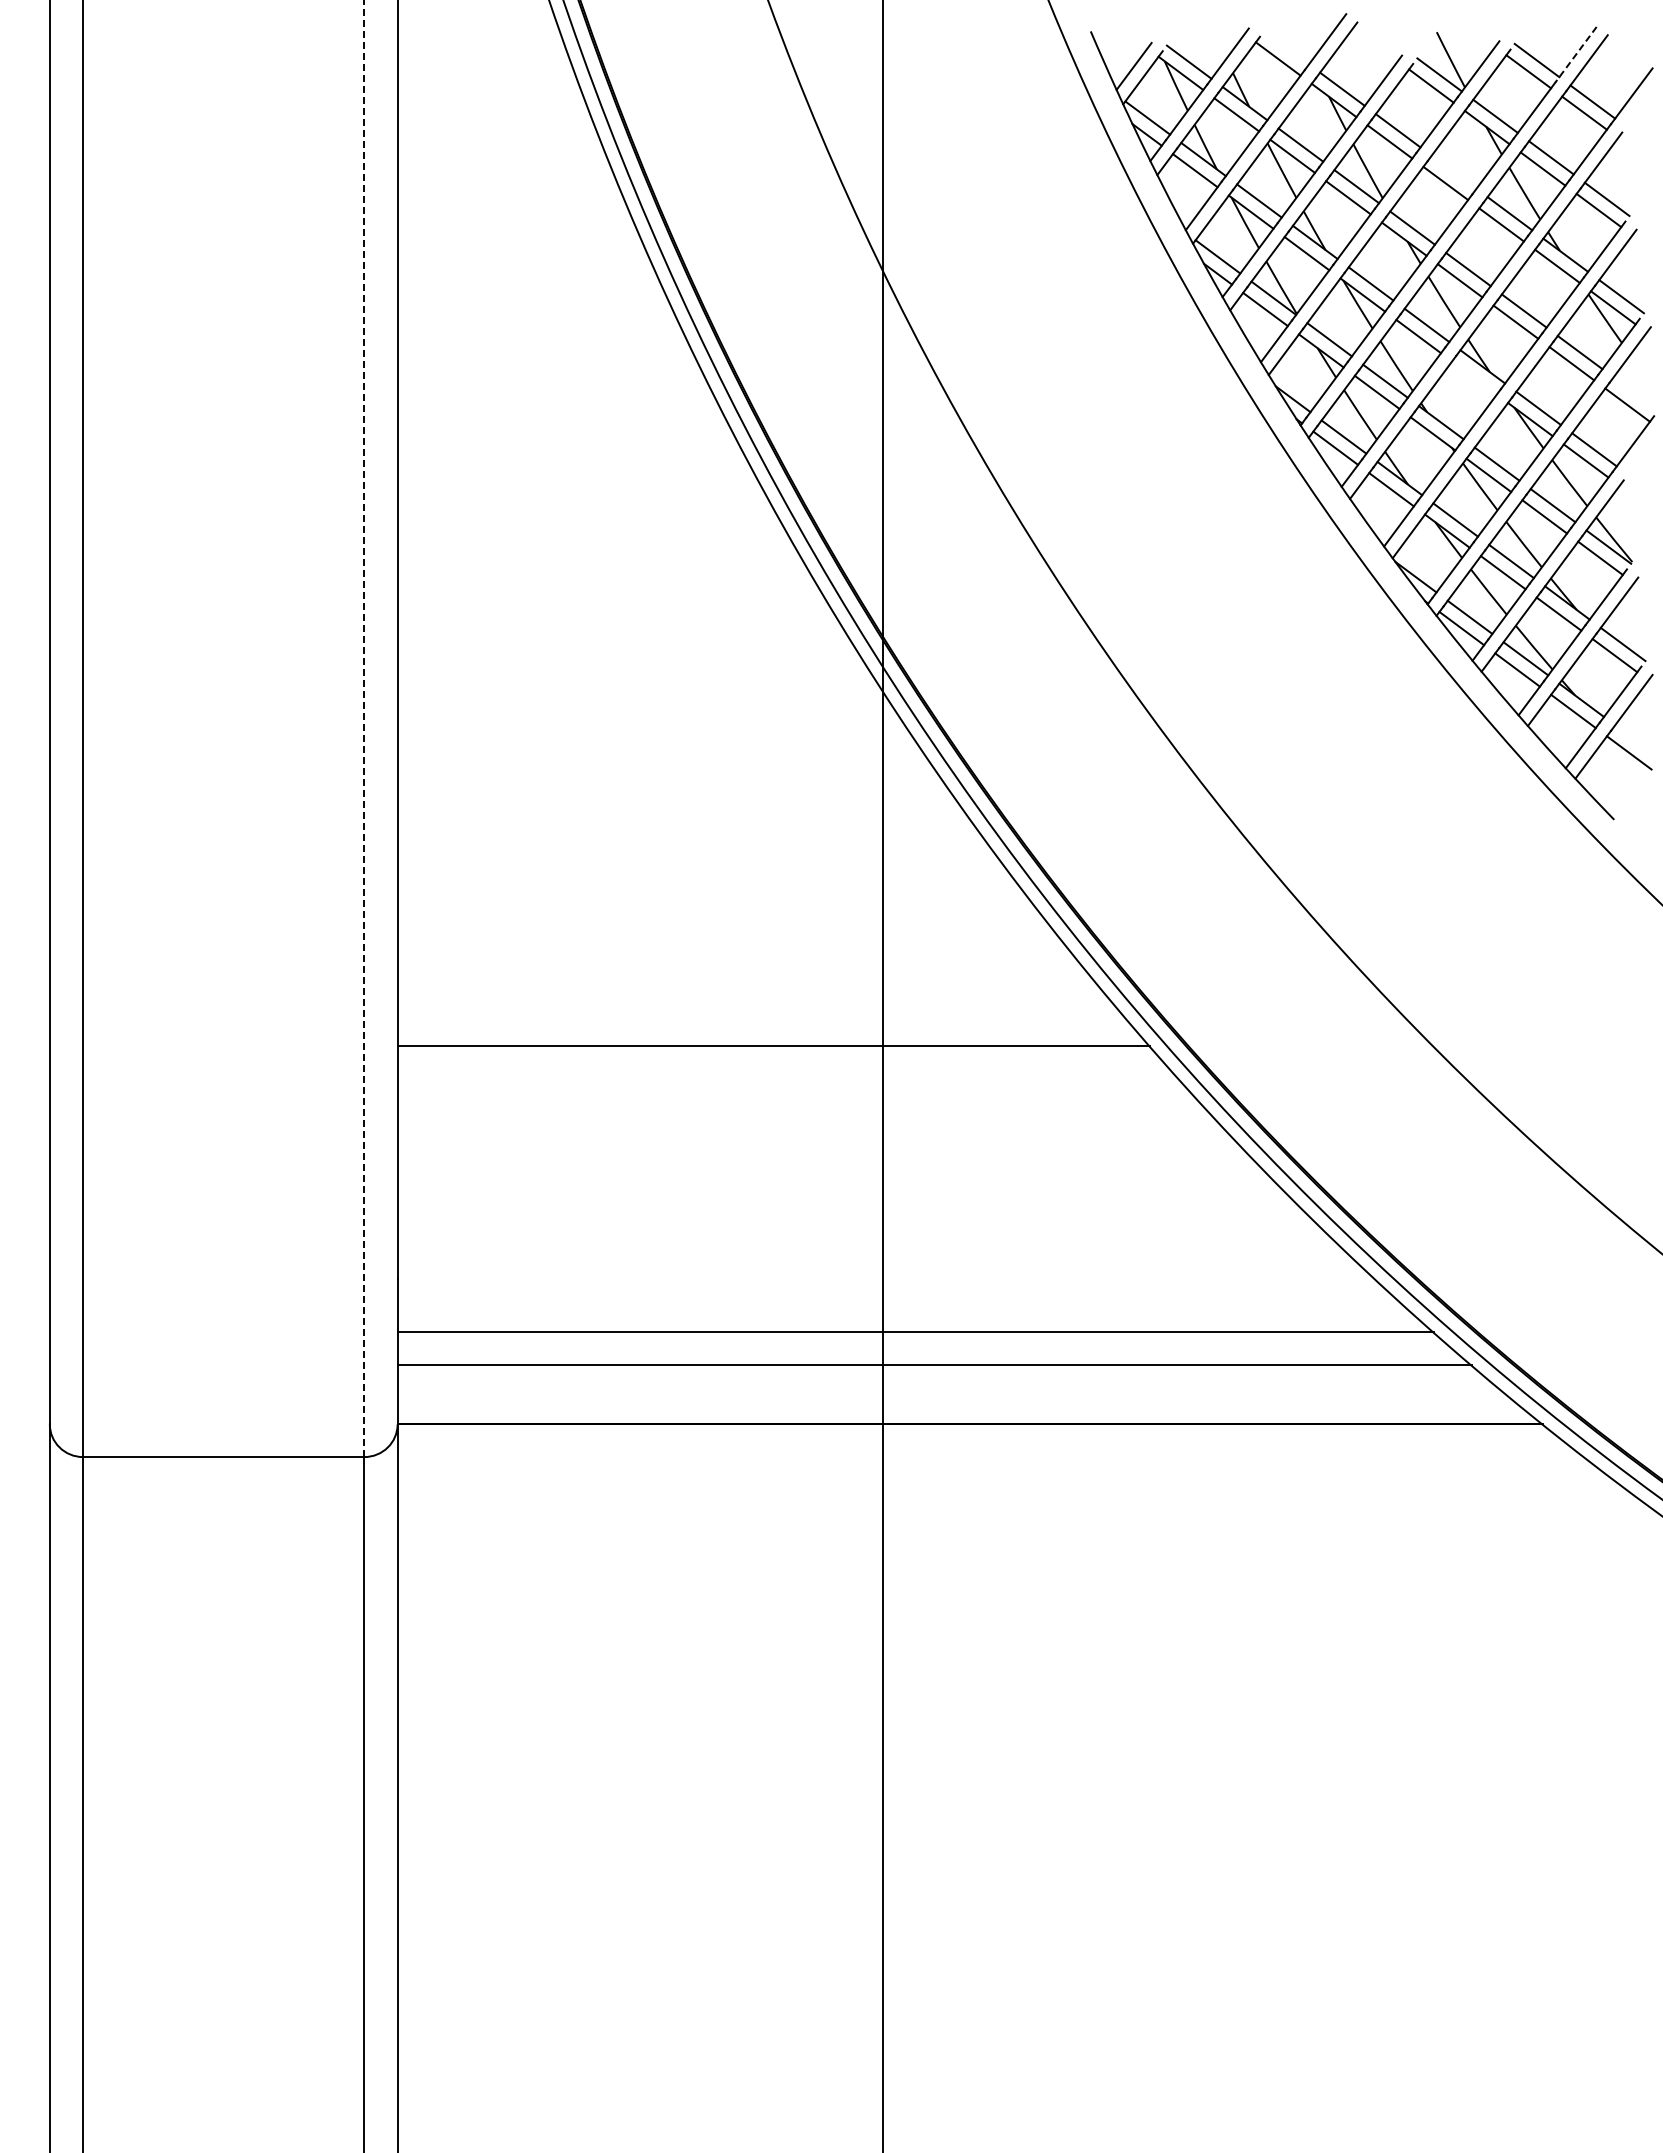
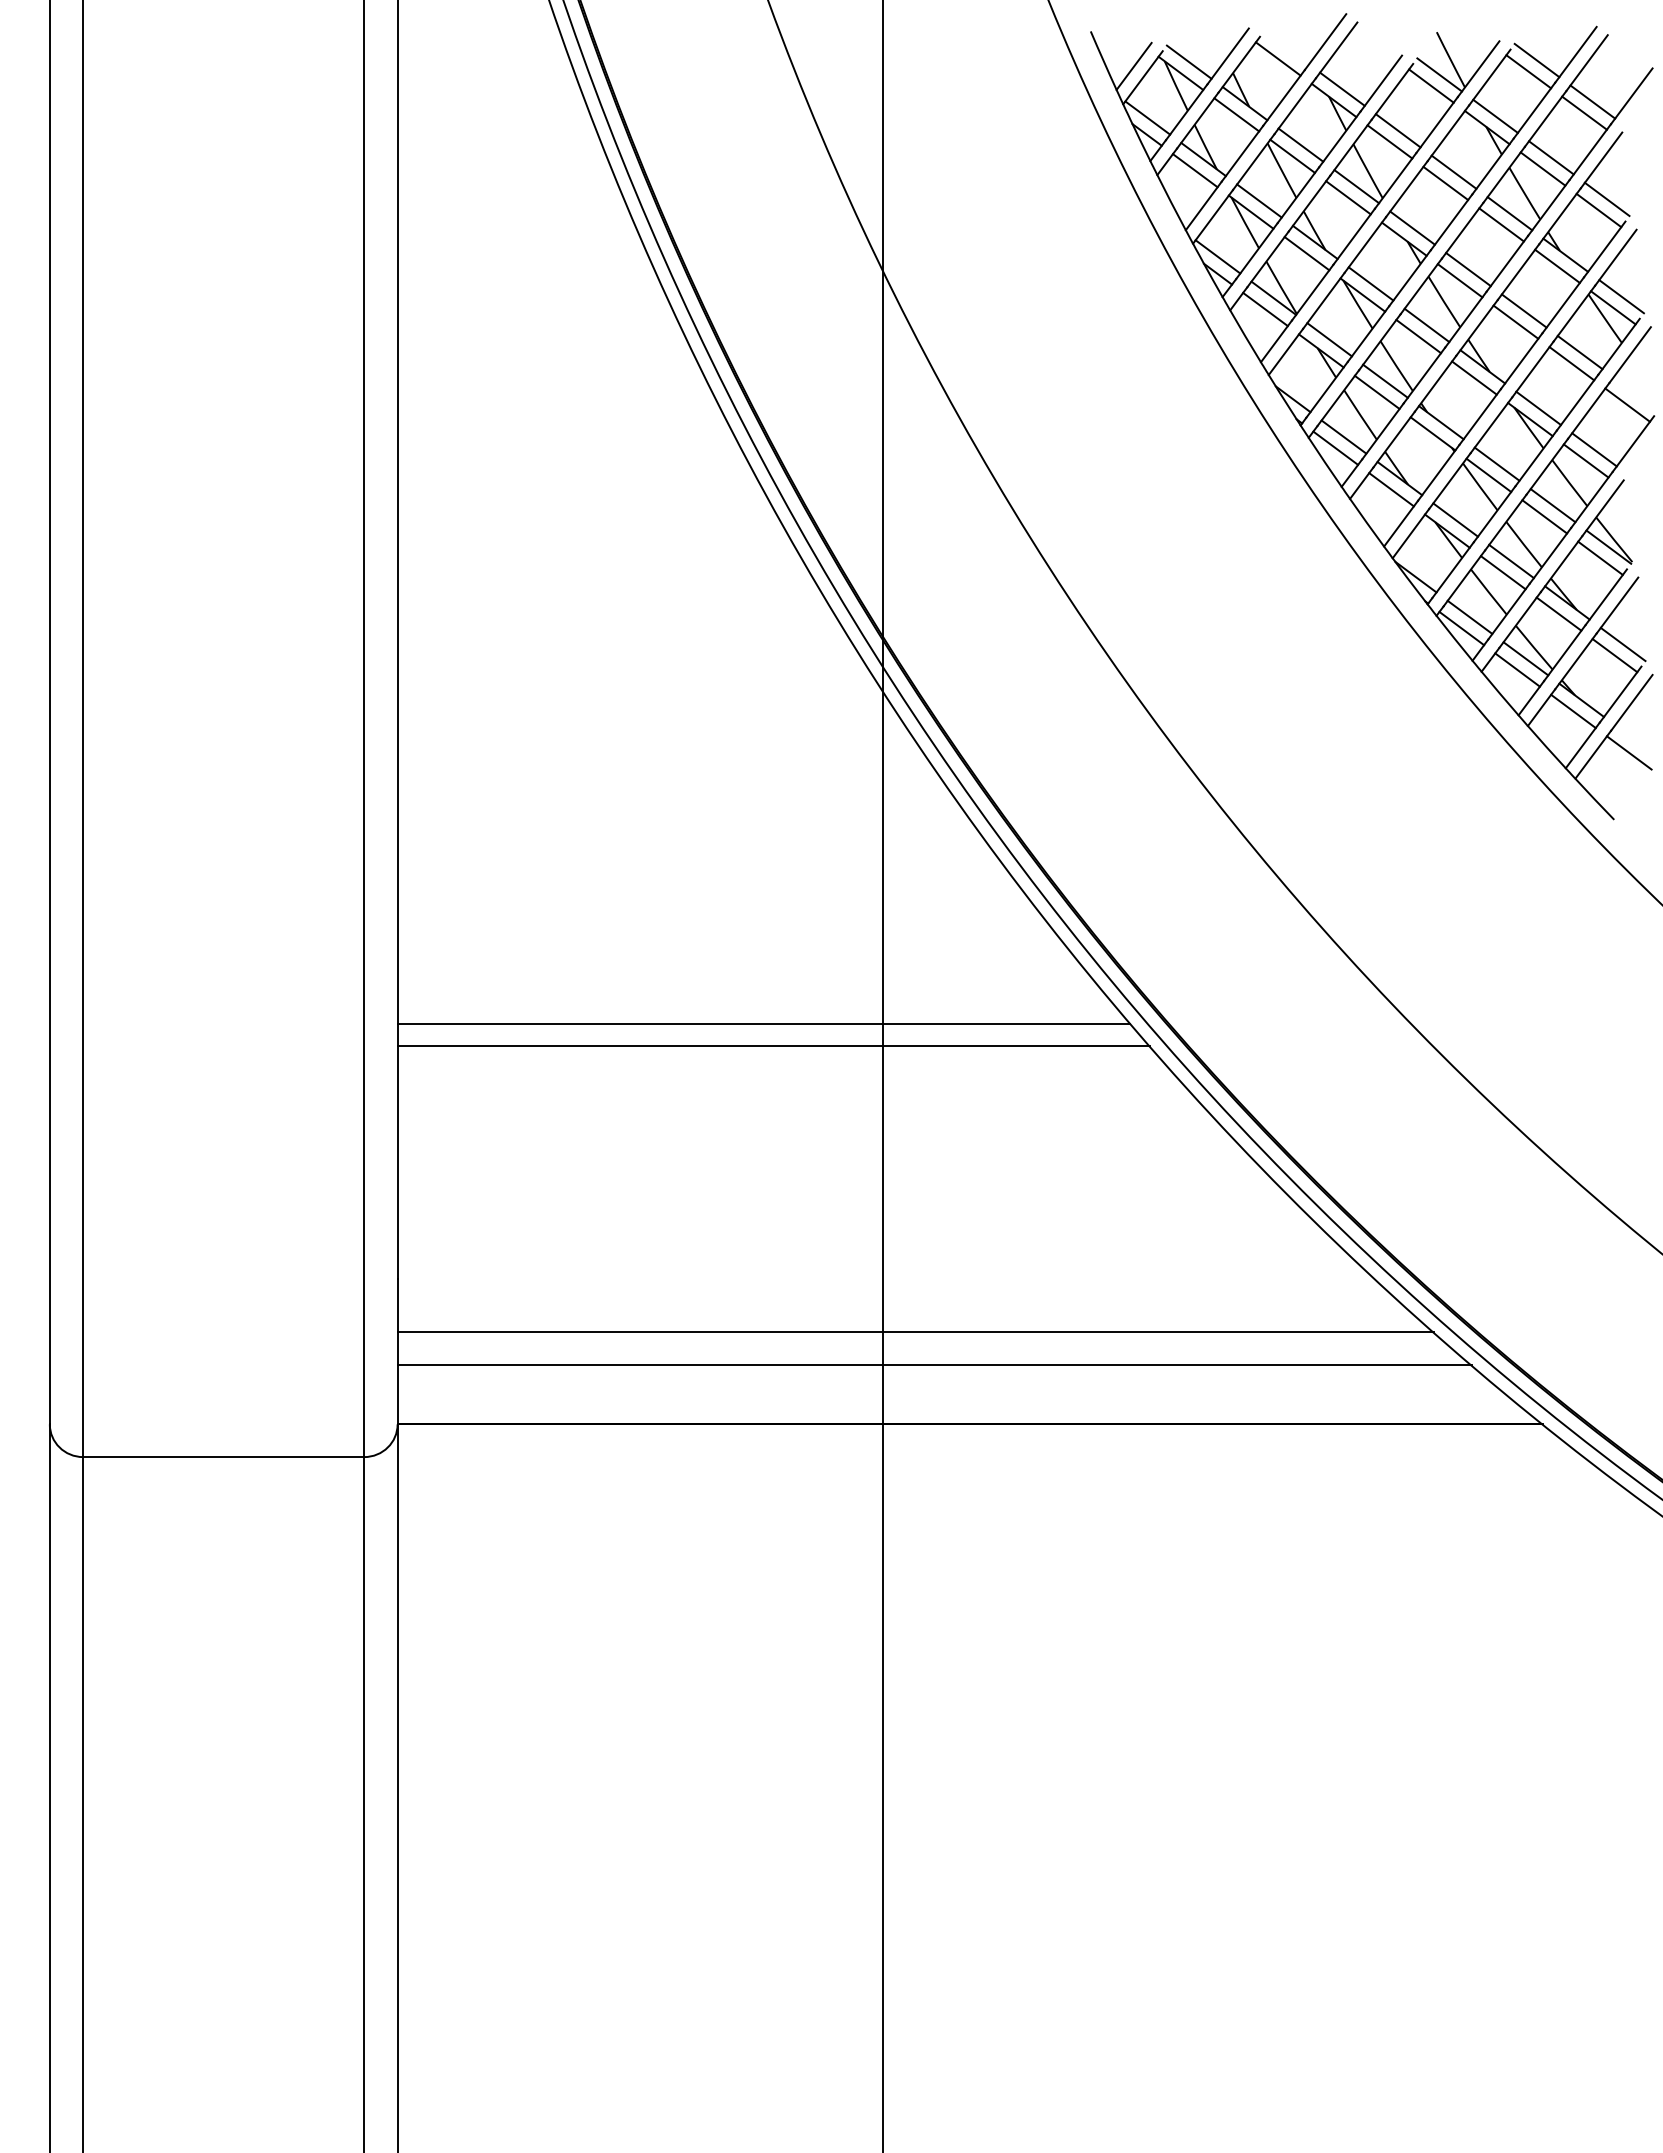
line: dashed -> solid (1575, 54)
line: none -> present (1453, 171)
line: none -> present (1474, 377)
line: dashed -> solid (364, 728)
line: none -> present (763, 1023)
